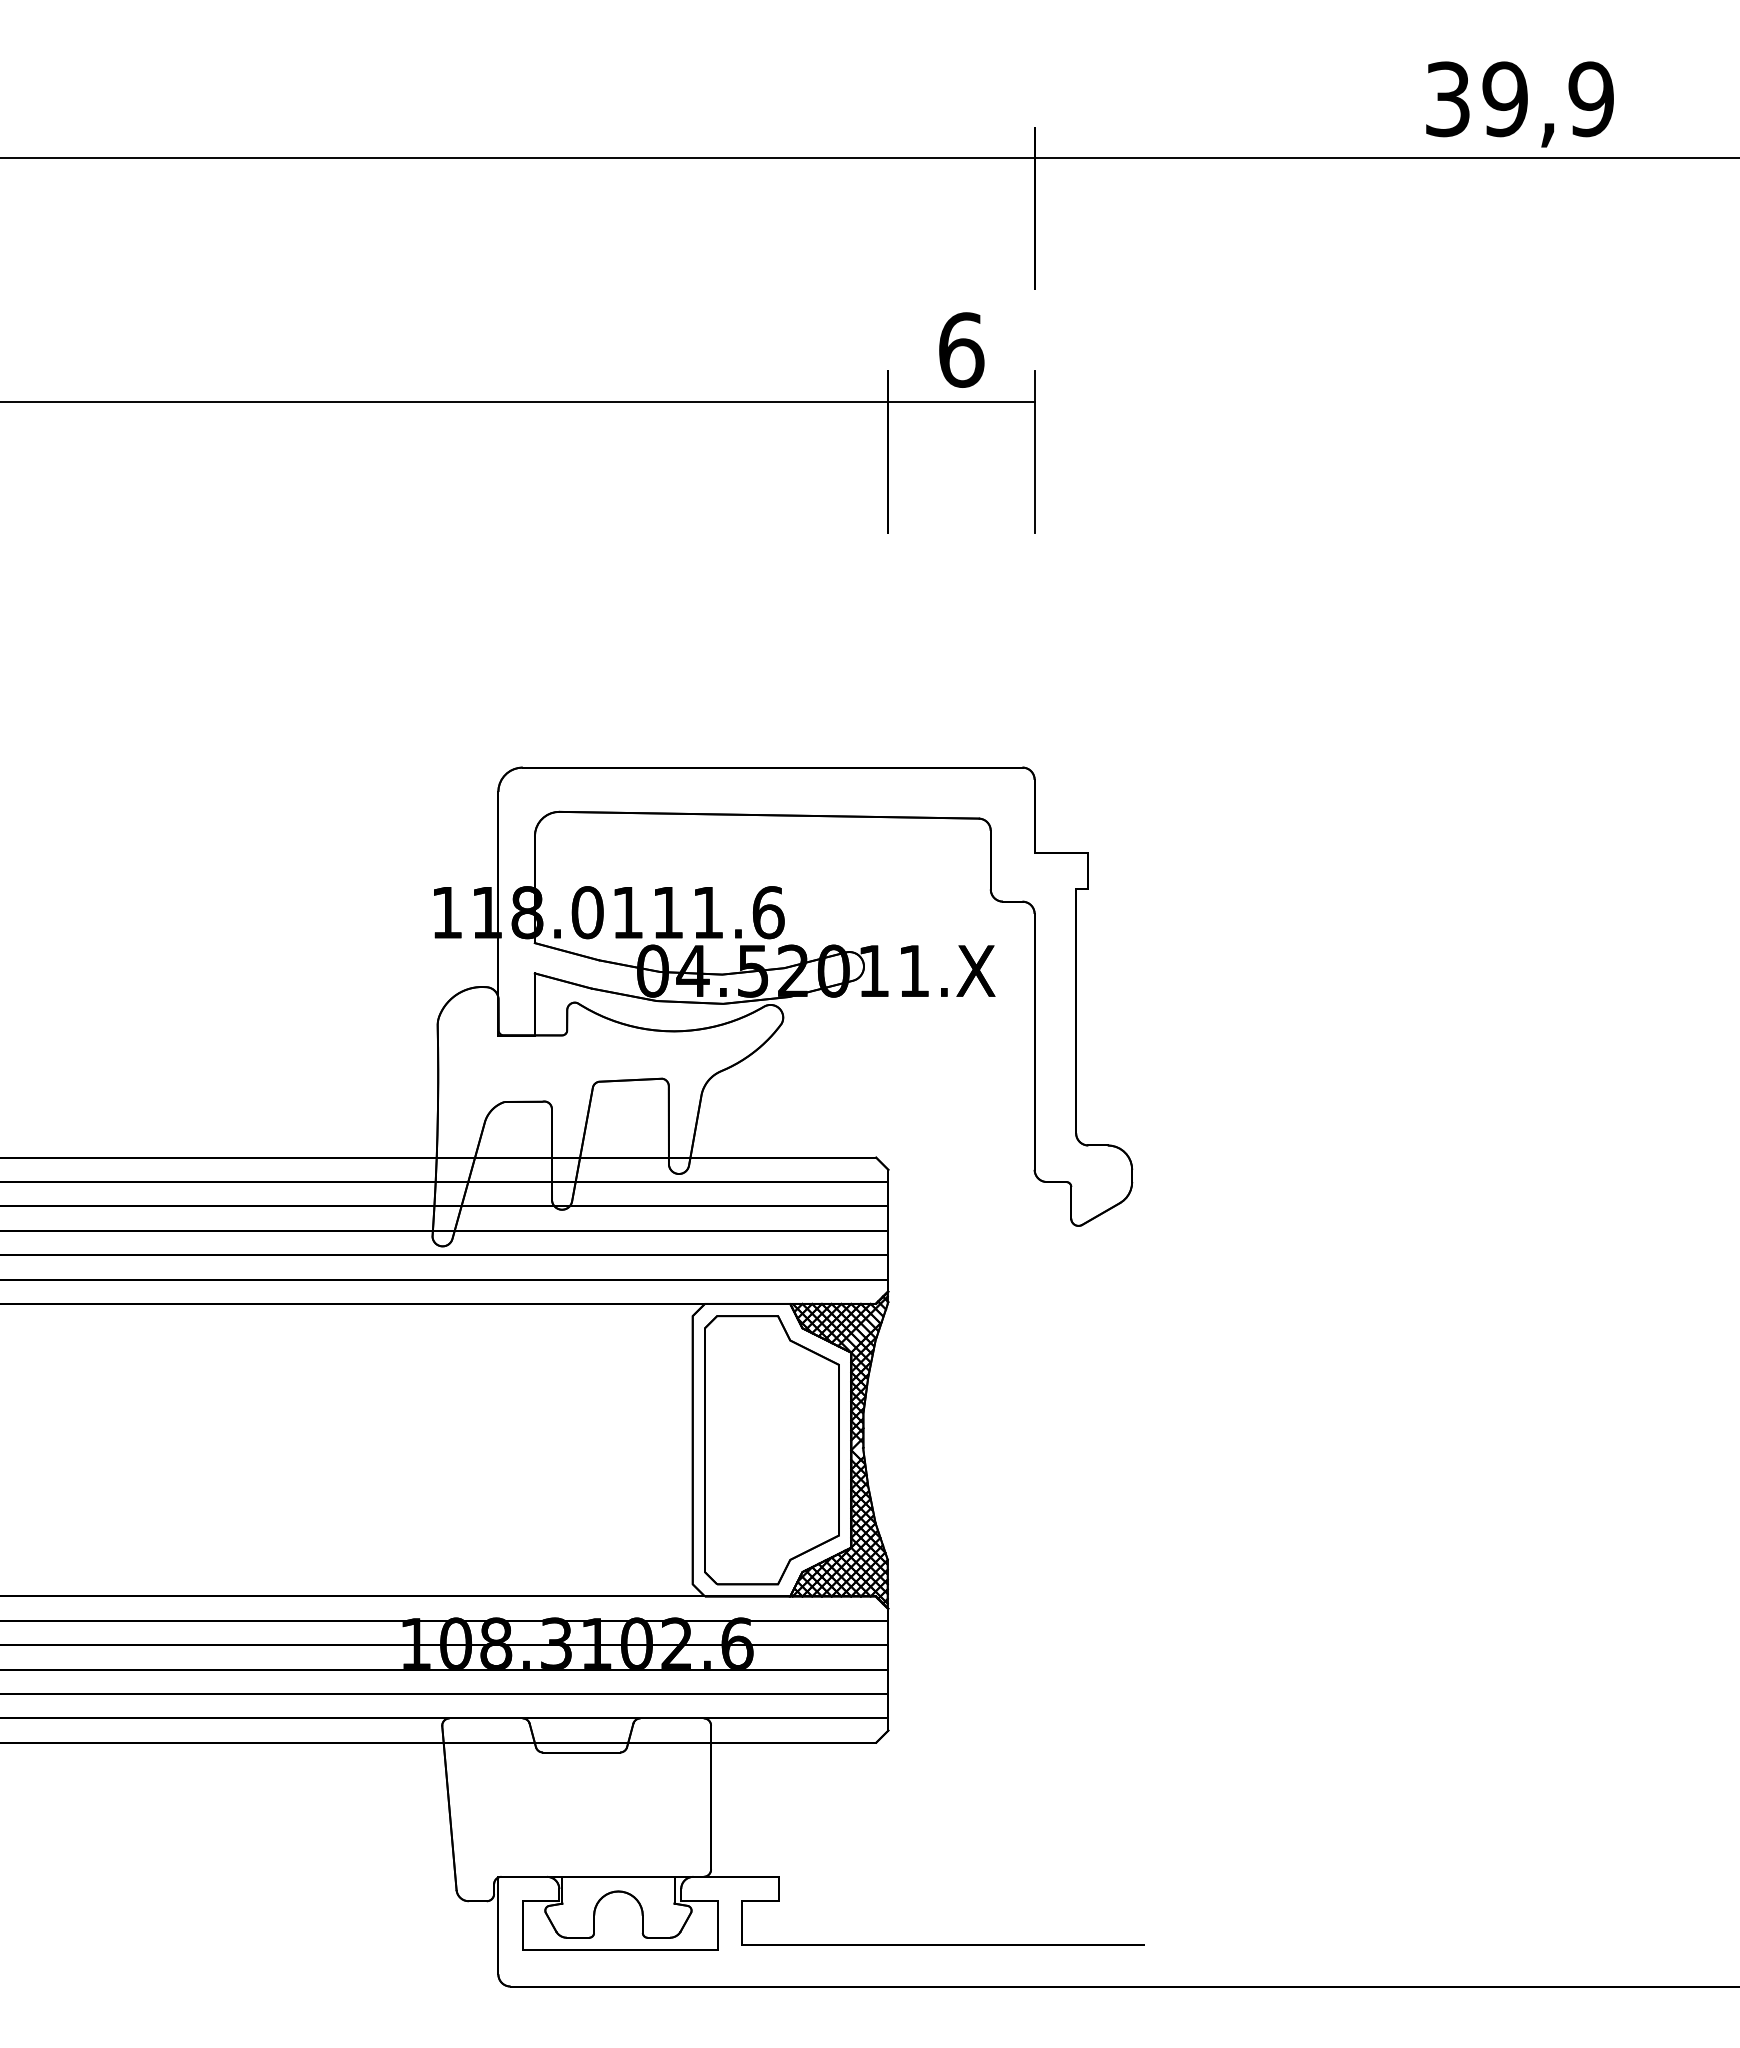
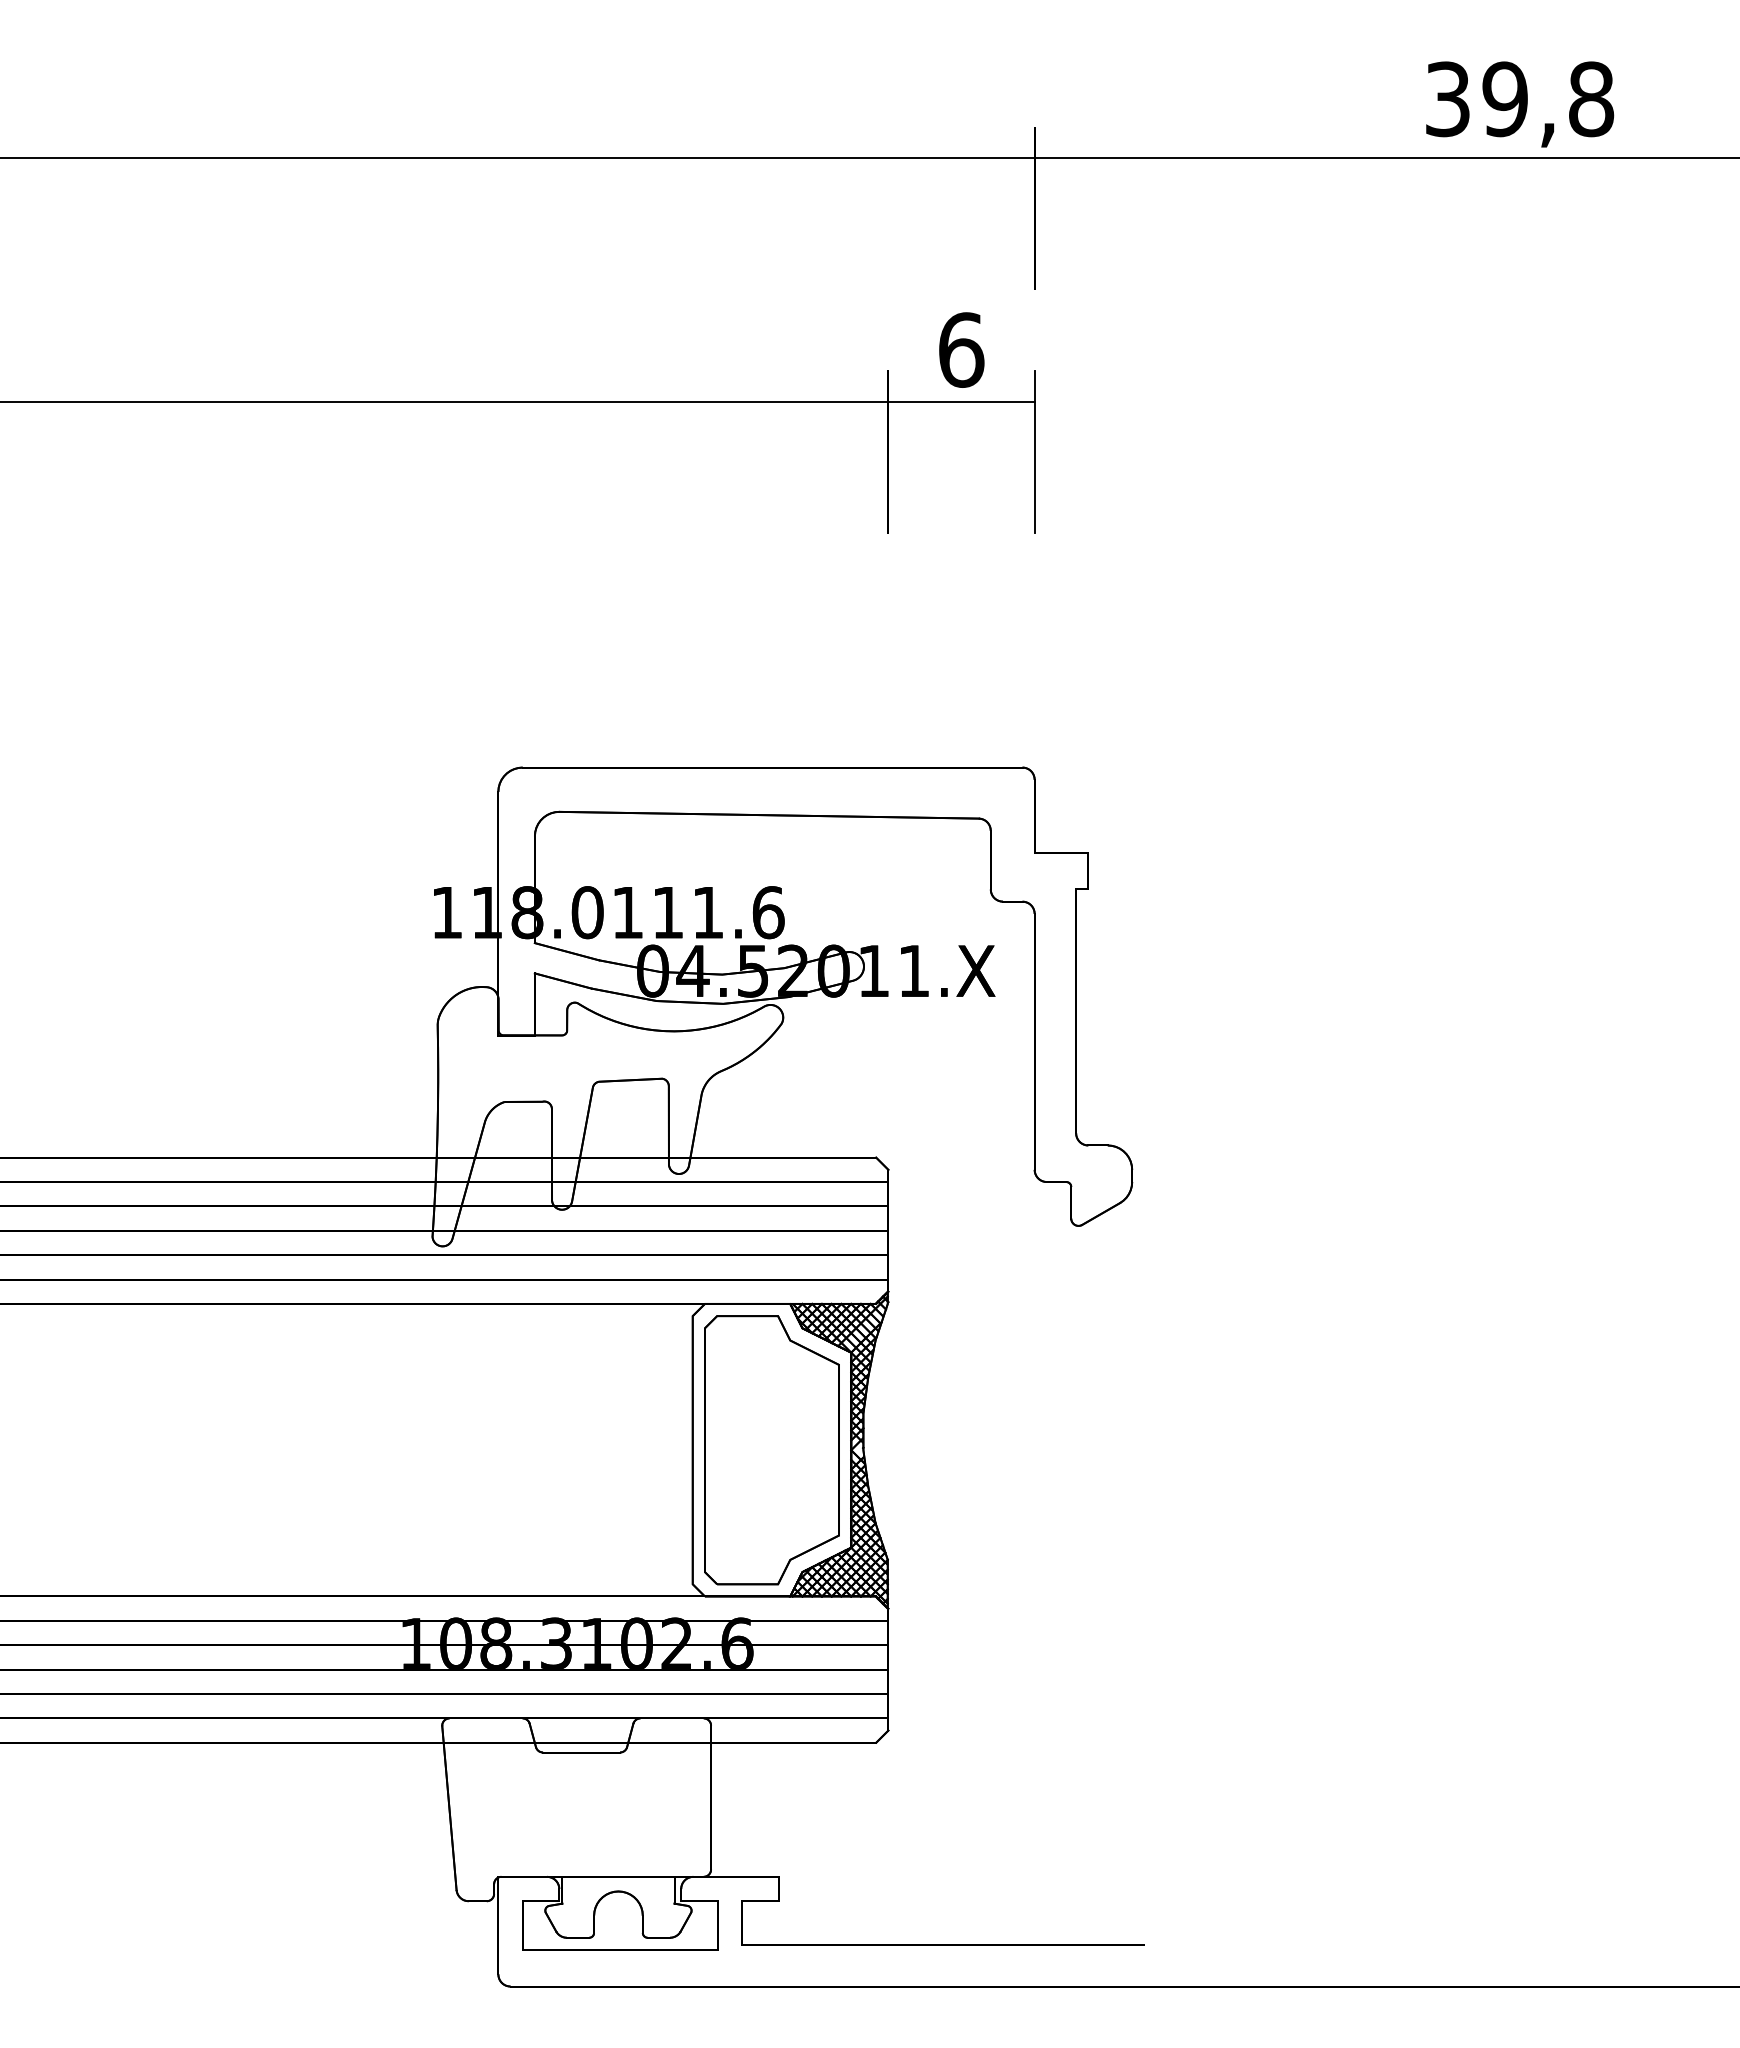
text: 39,9 -> 39,8 (1591, 99)
